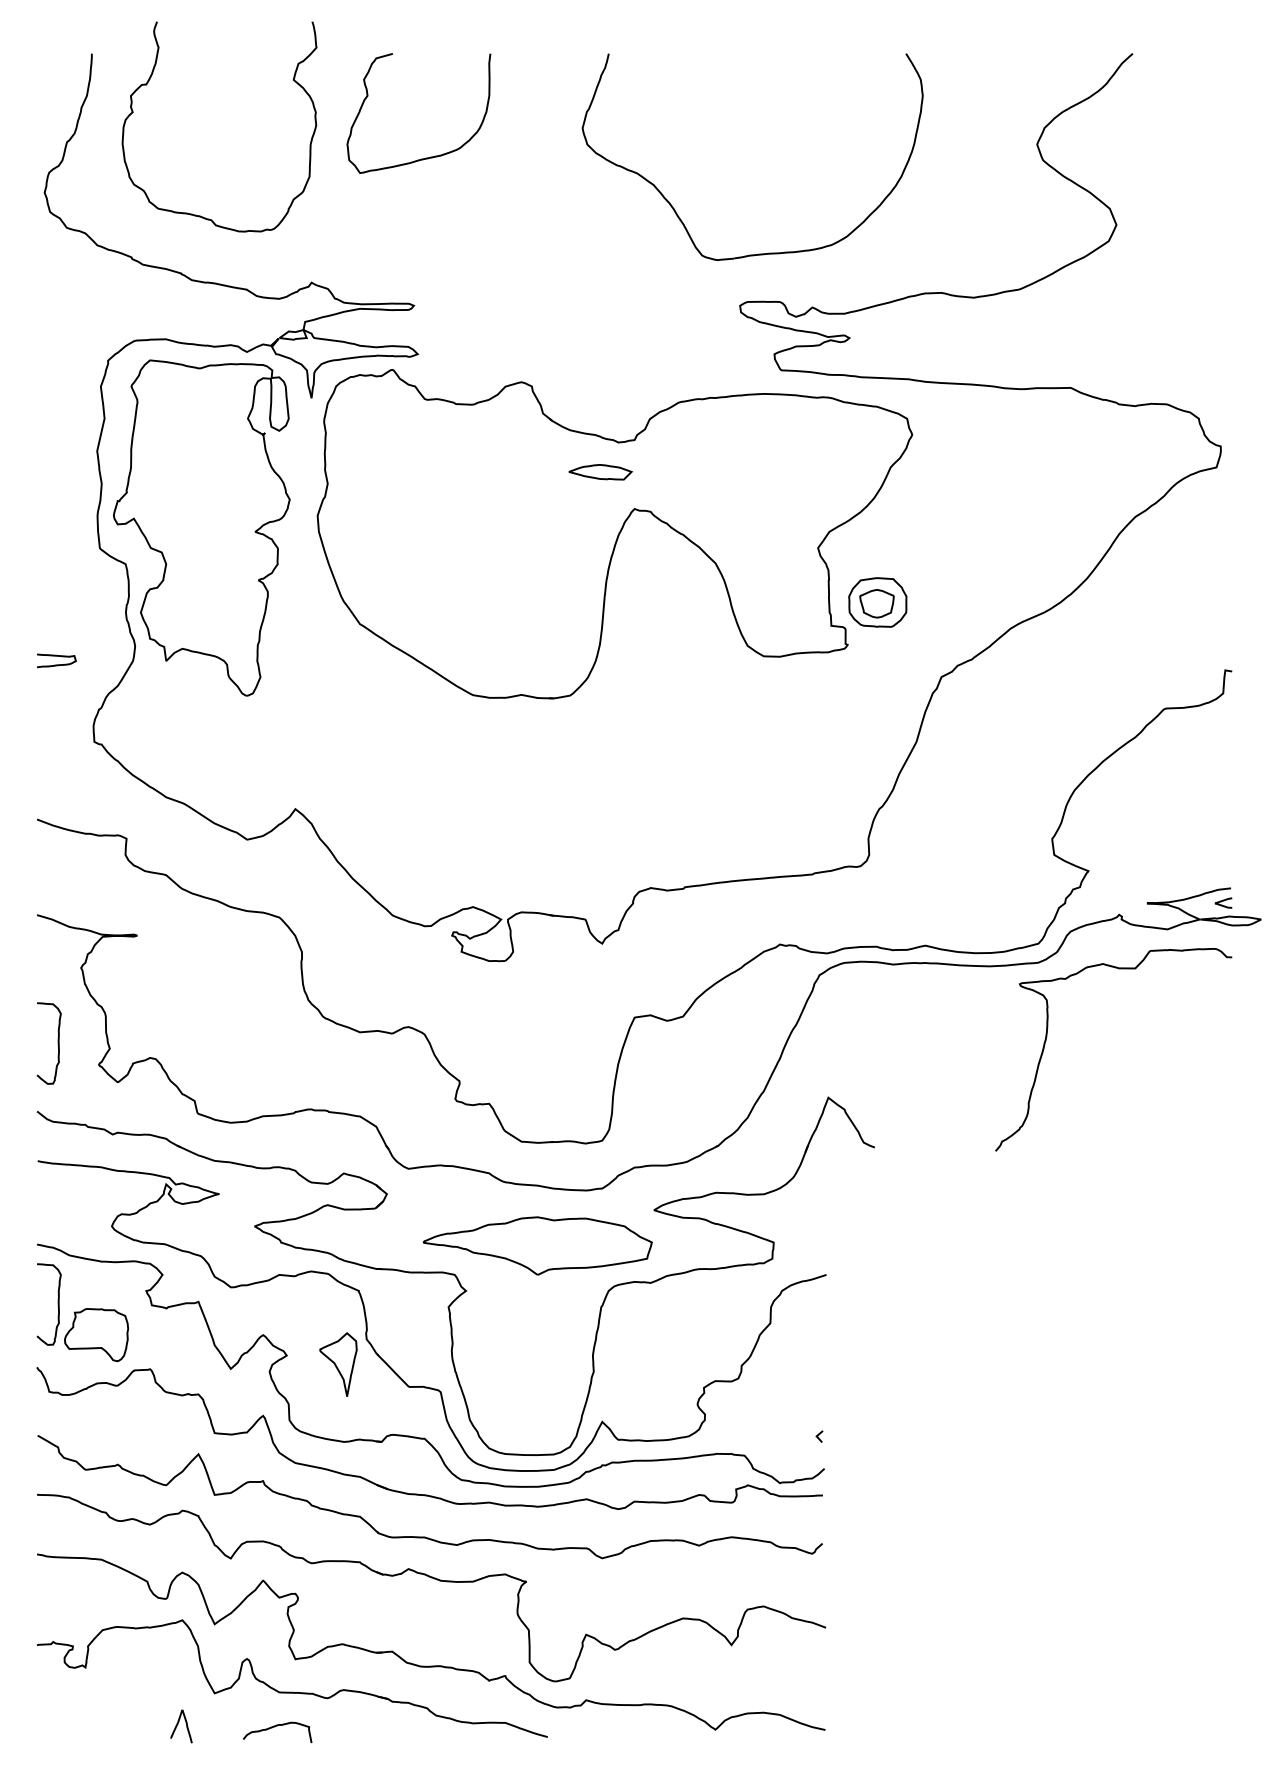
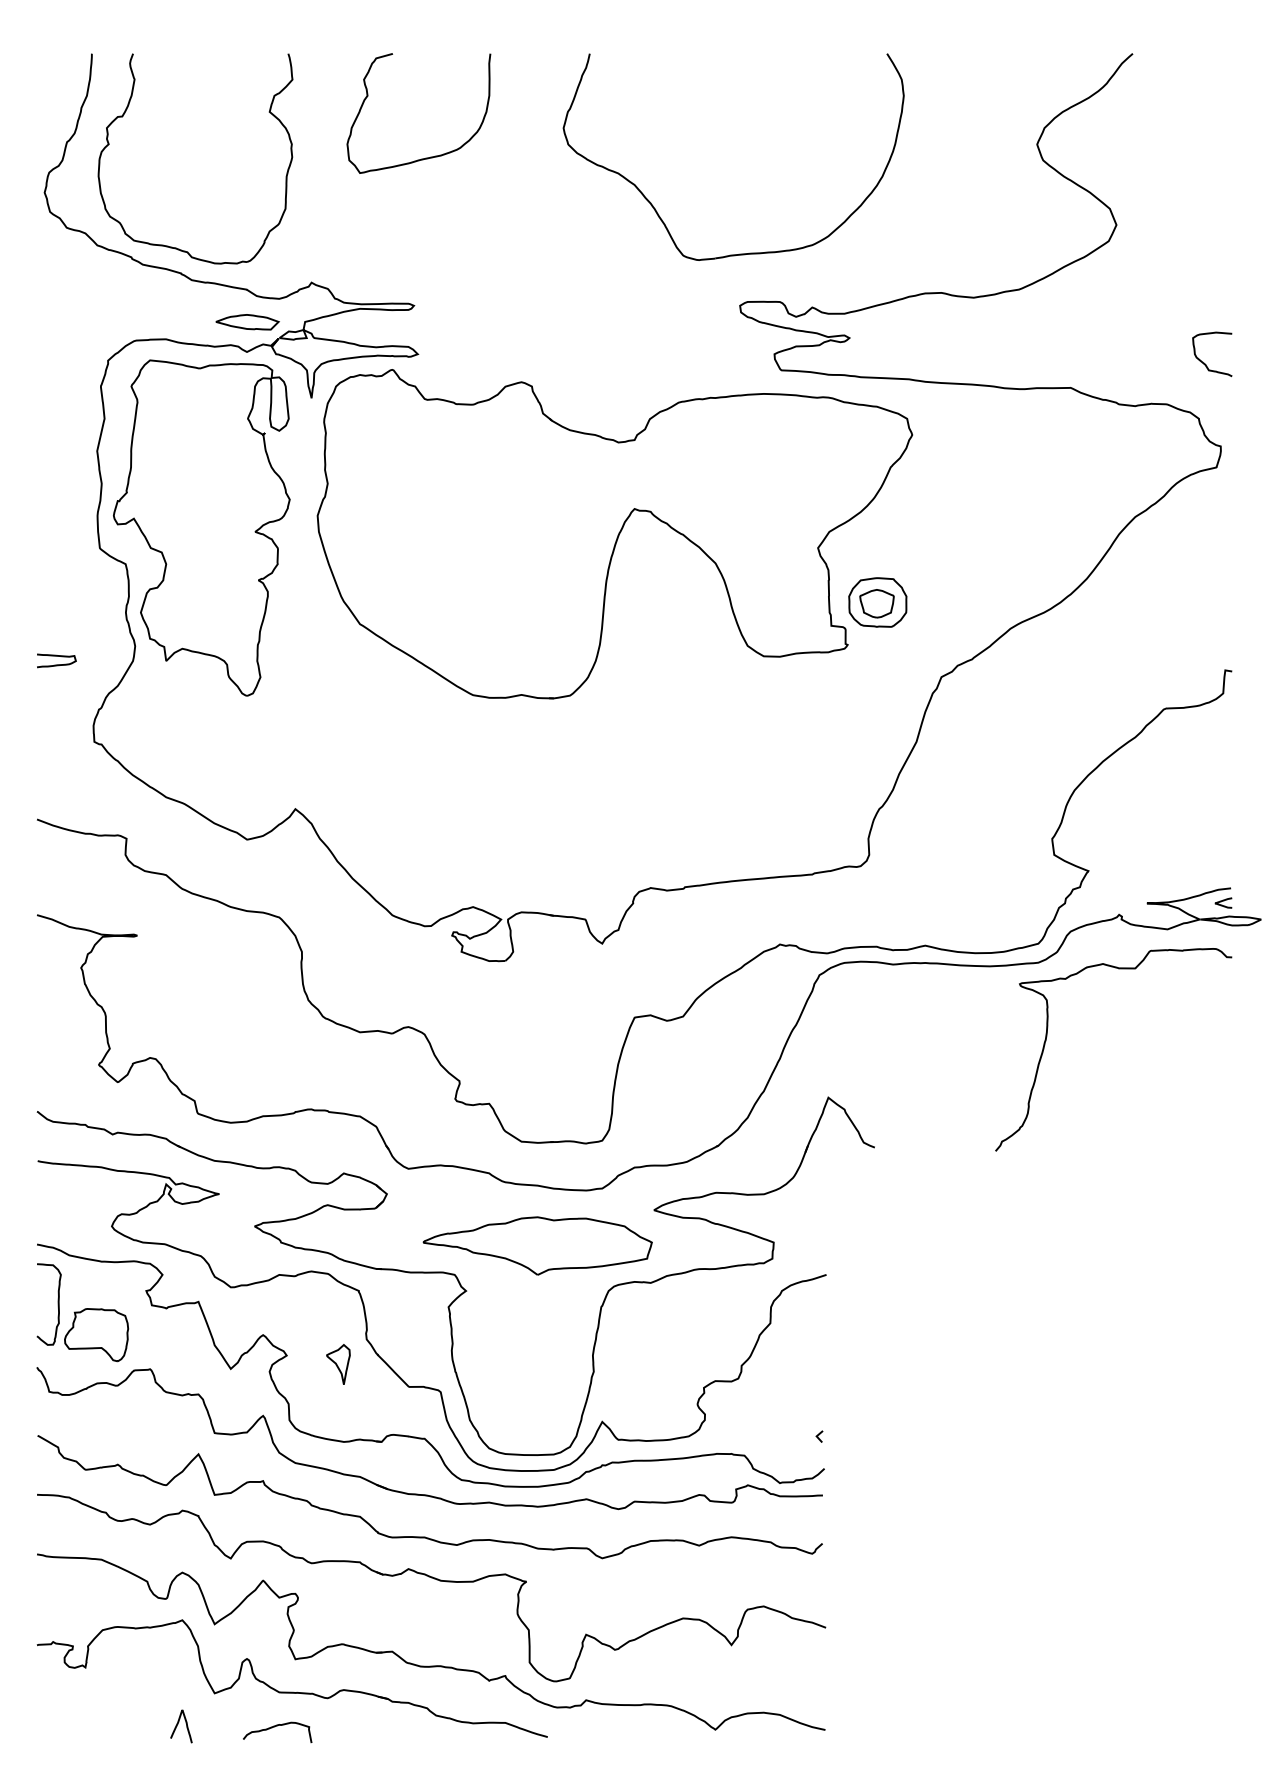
part position: (149, 81) -> (125, 113) (125, 113)
part position: (674, 208) -> (655, 208) (655, 208)
curve: none -> present (1204, 362)
part position: (600, 472) -> (247, 322) (247, 322)
curve: present -> none (57, 1043)
part size: 39x65 px -> 25x41 px (338, 1364)
